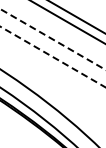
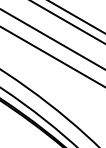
line: dashed -> solid (53, 39)
line: dashed -> solid (53, 57)
